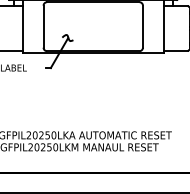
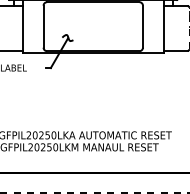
line: solid -> dashed (189, 28)
line: solid -> dashed (95, 193)
